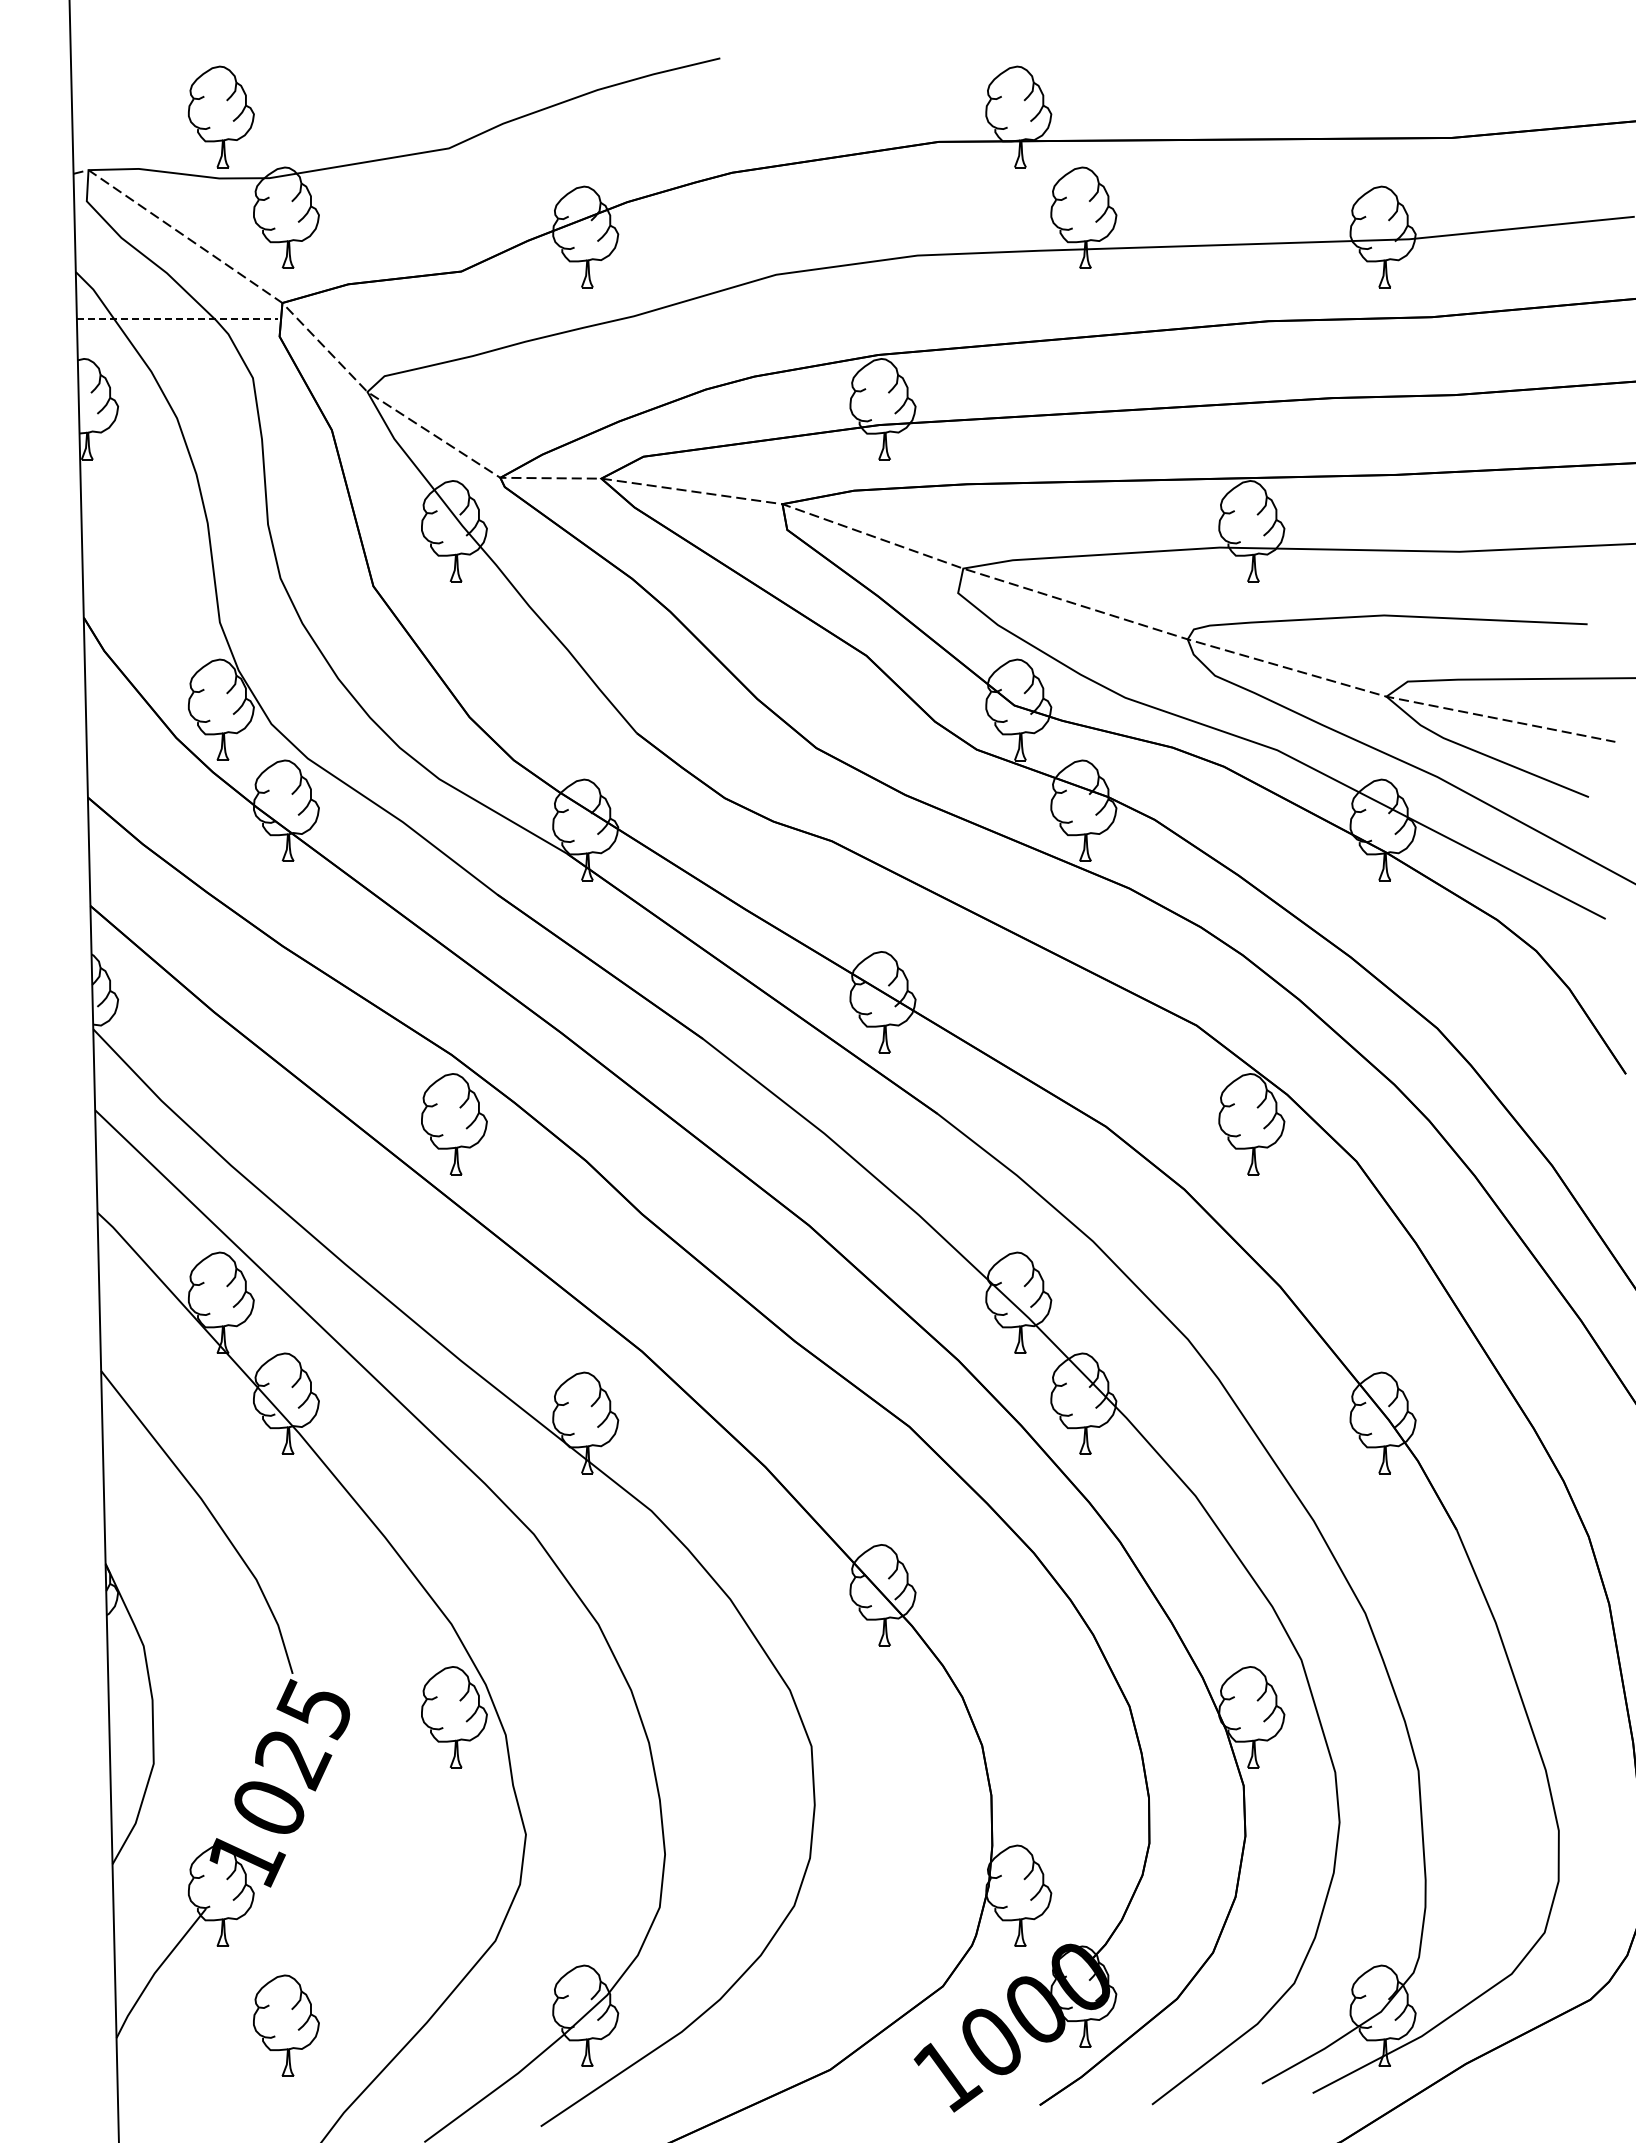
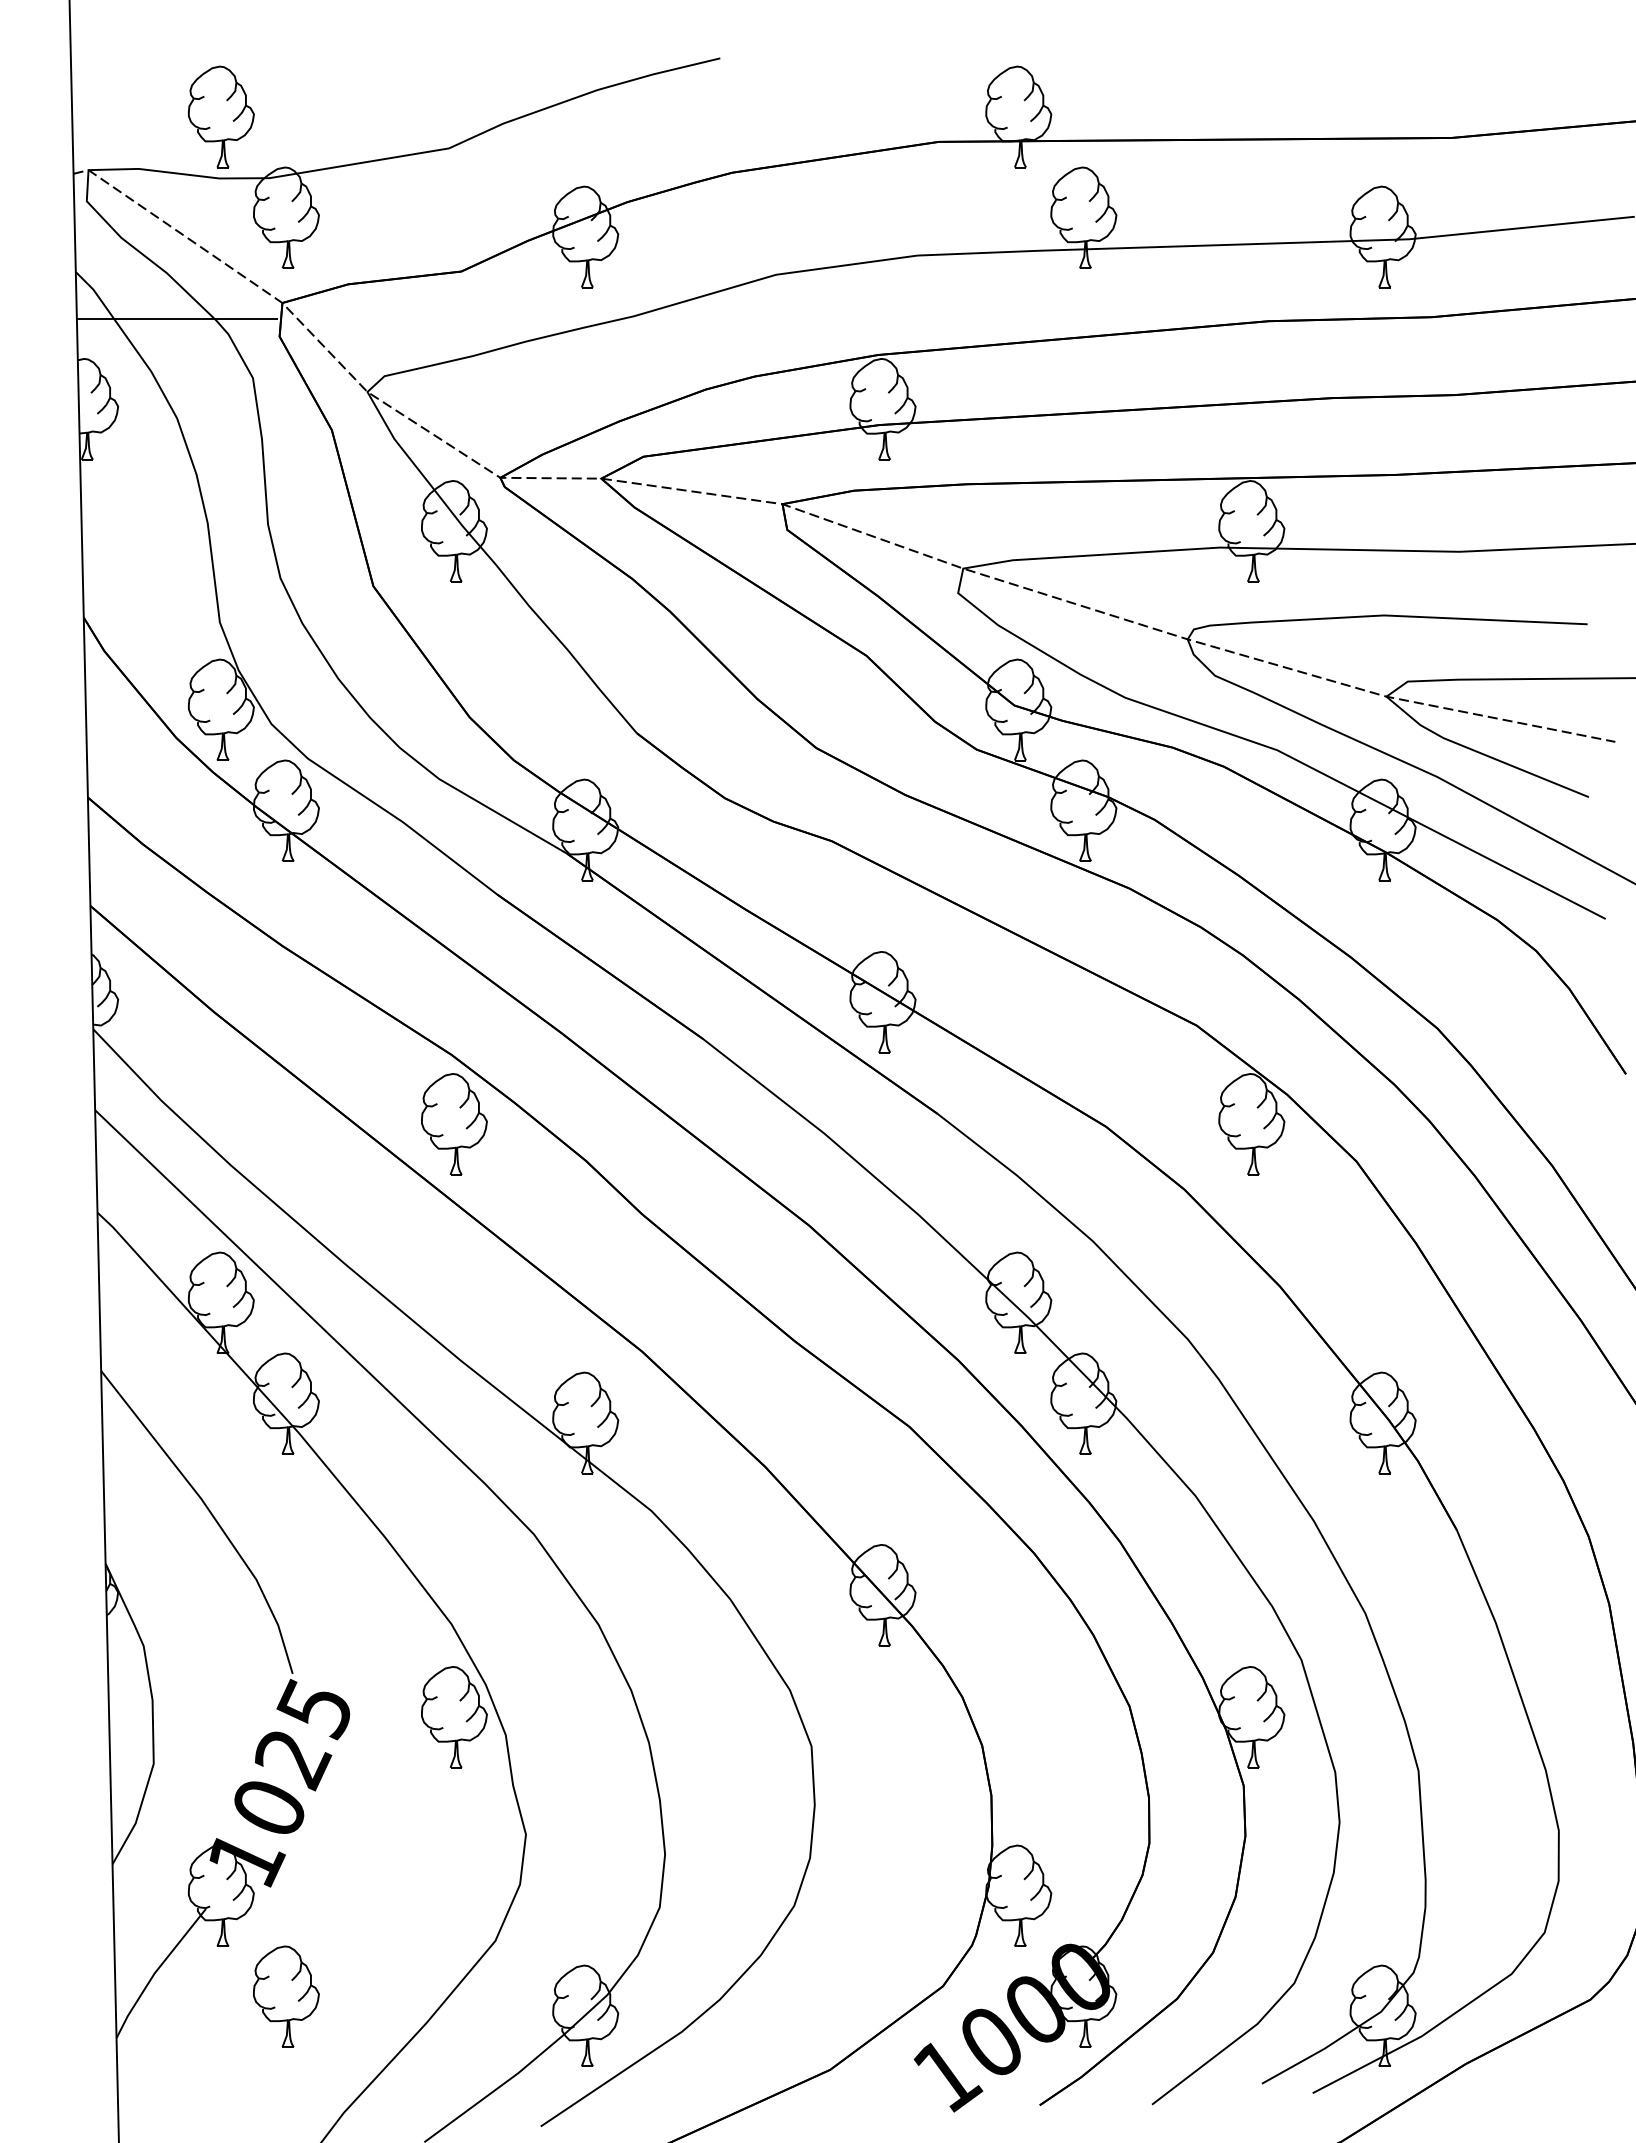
line: dashed -> solid (177, 318)
part position: (286, 2025) -> (286, 1996) (286, 1996)
